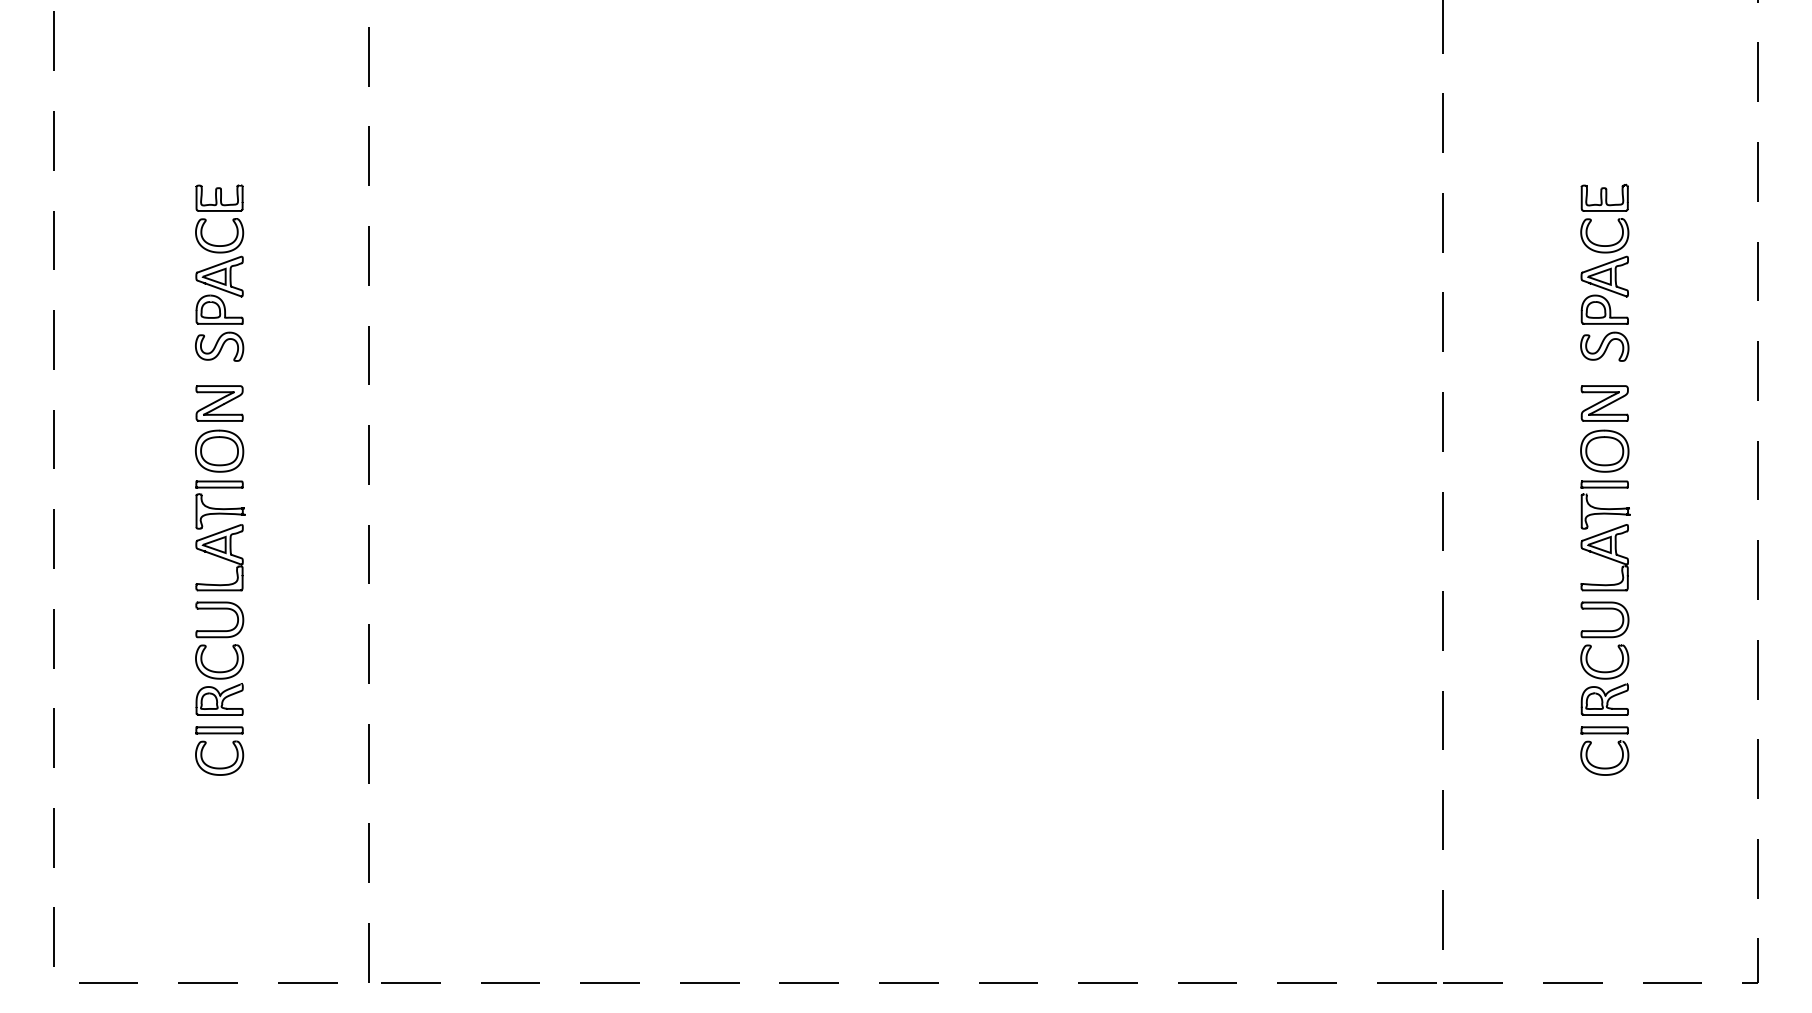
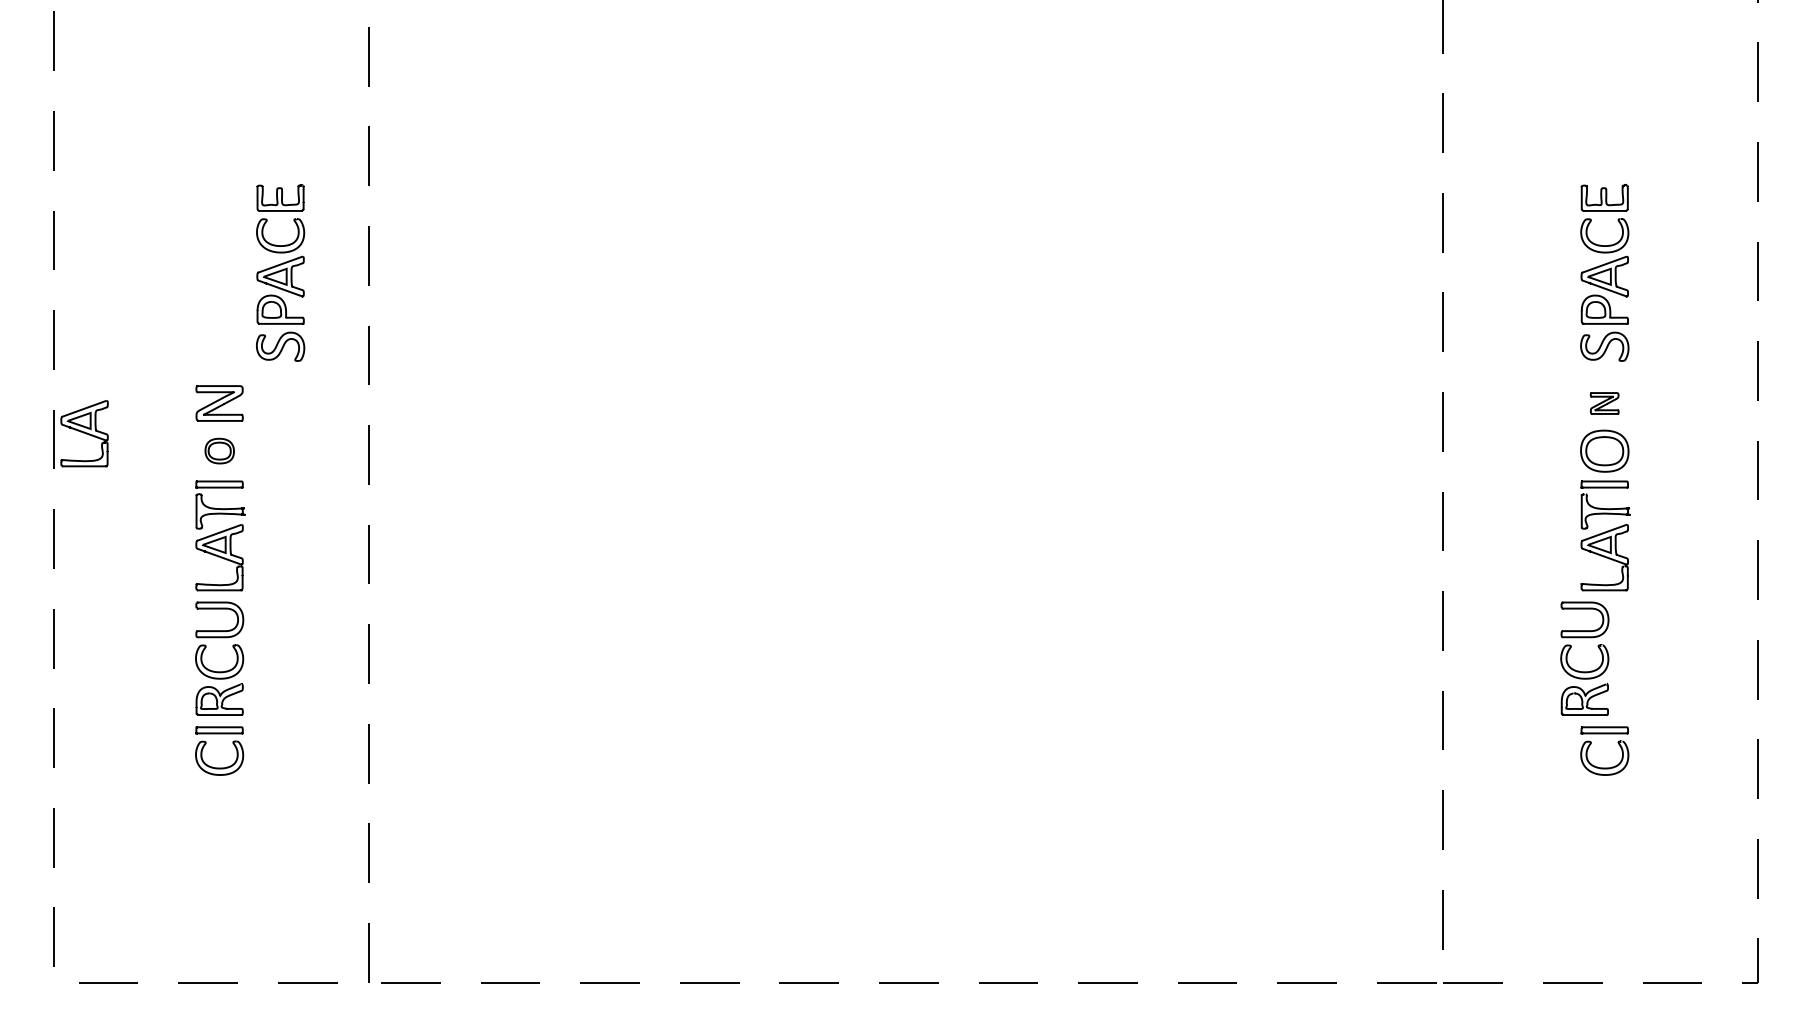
part position: (219, 272) -> (280, 272) (280, 272)
part size: 49x37 px -> 31x23 px (1604, 403)
part: none -> present (84, 433)
part size: 50x44 px -> 31x28 px (219, 450)
part position: (1599, 670) -> (1579, 670) (1579, 670)
